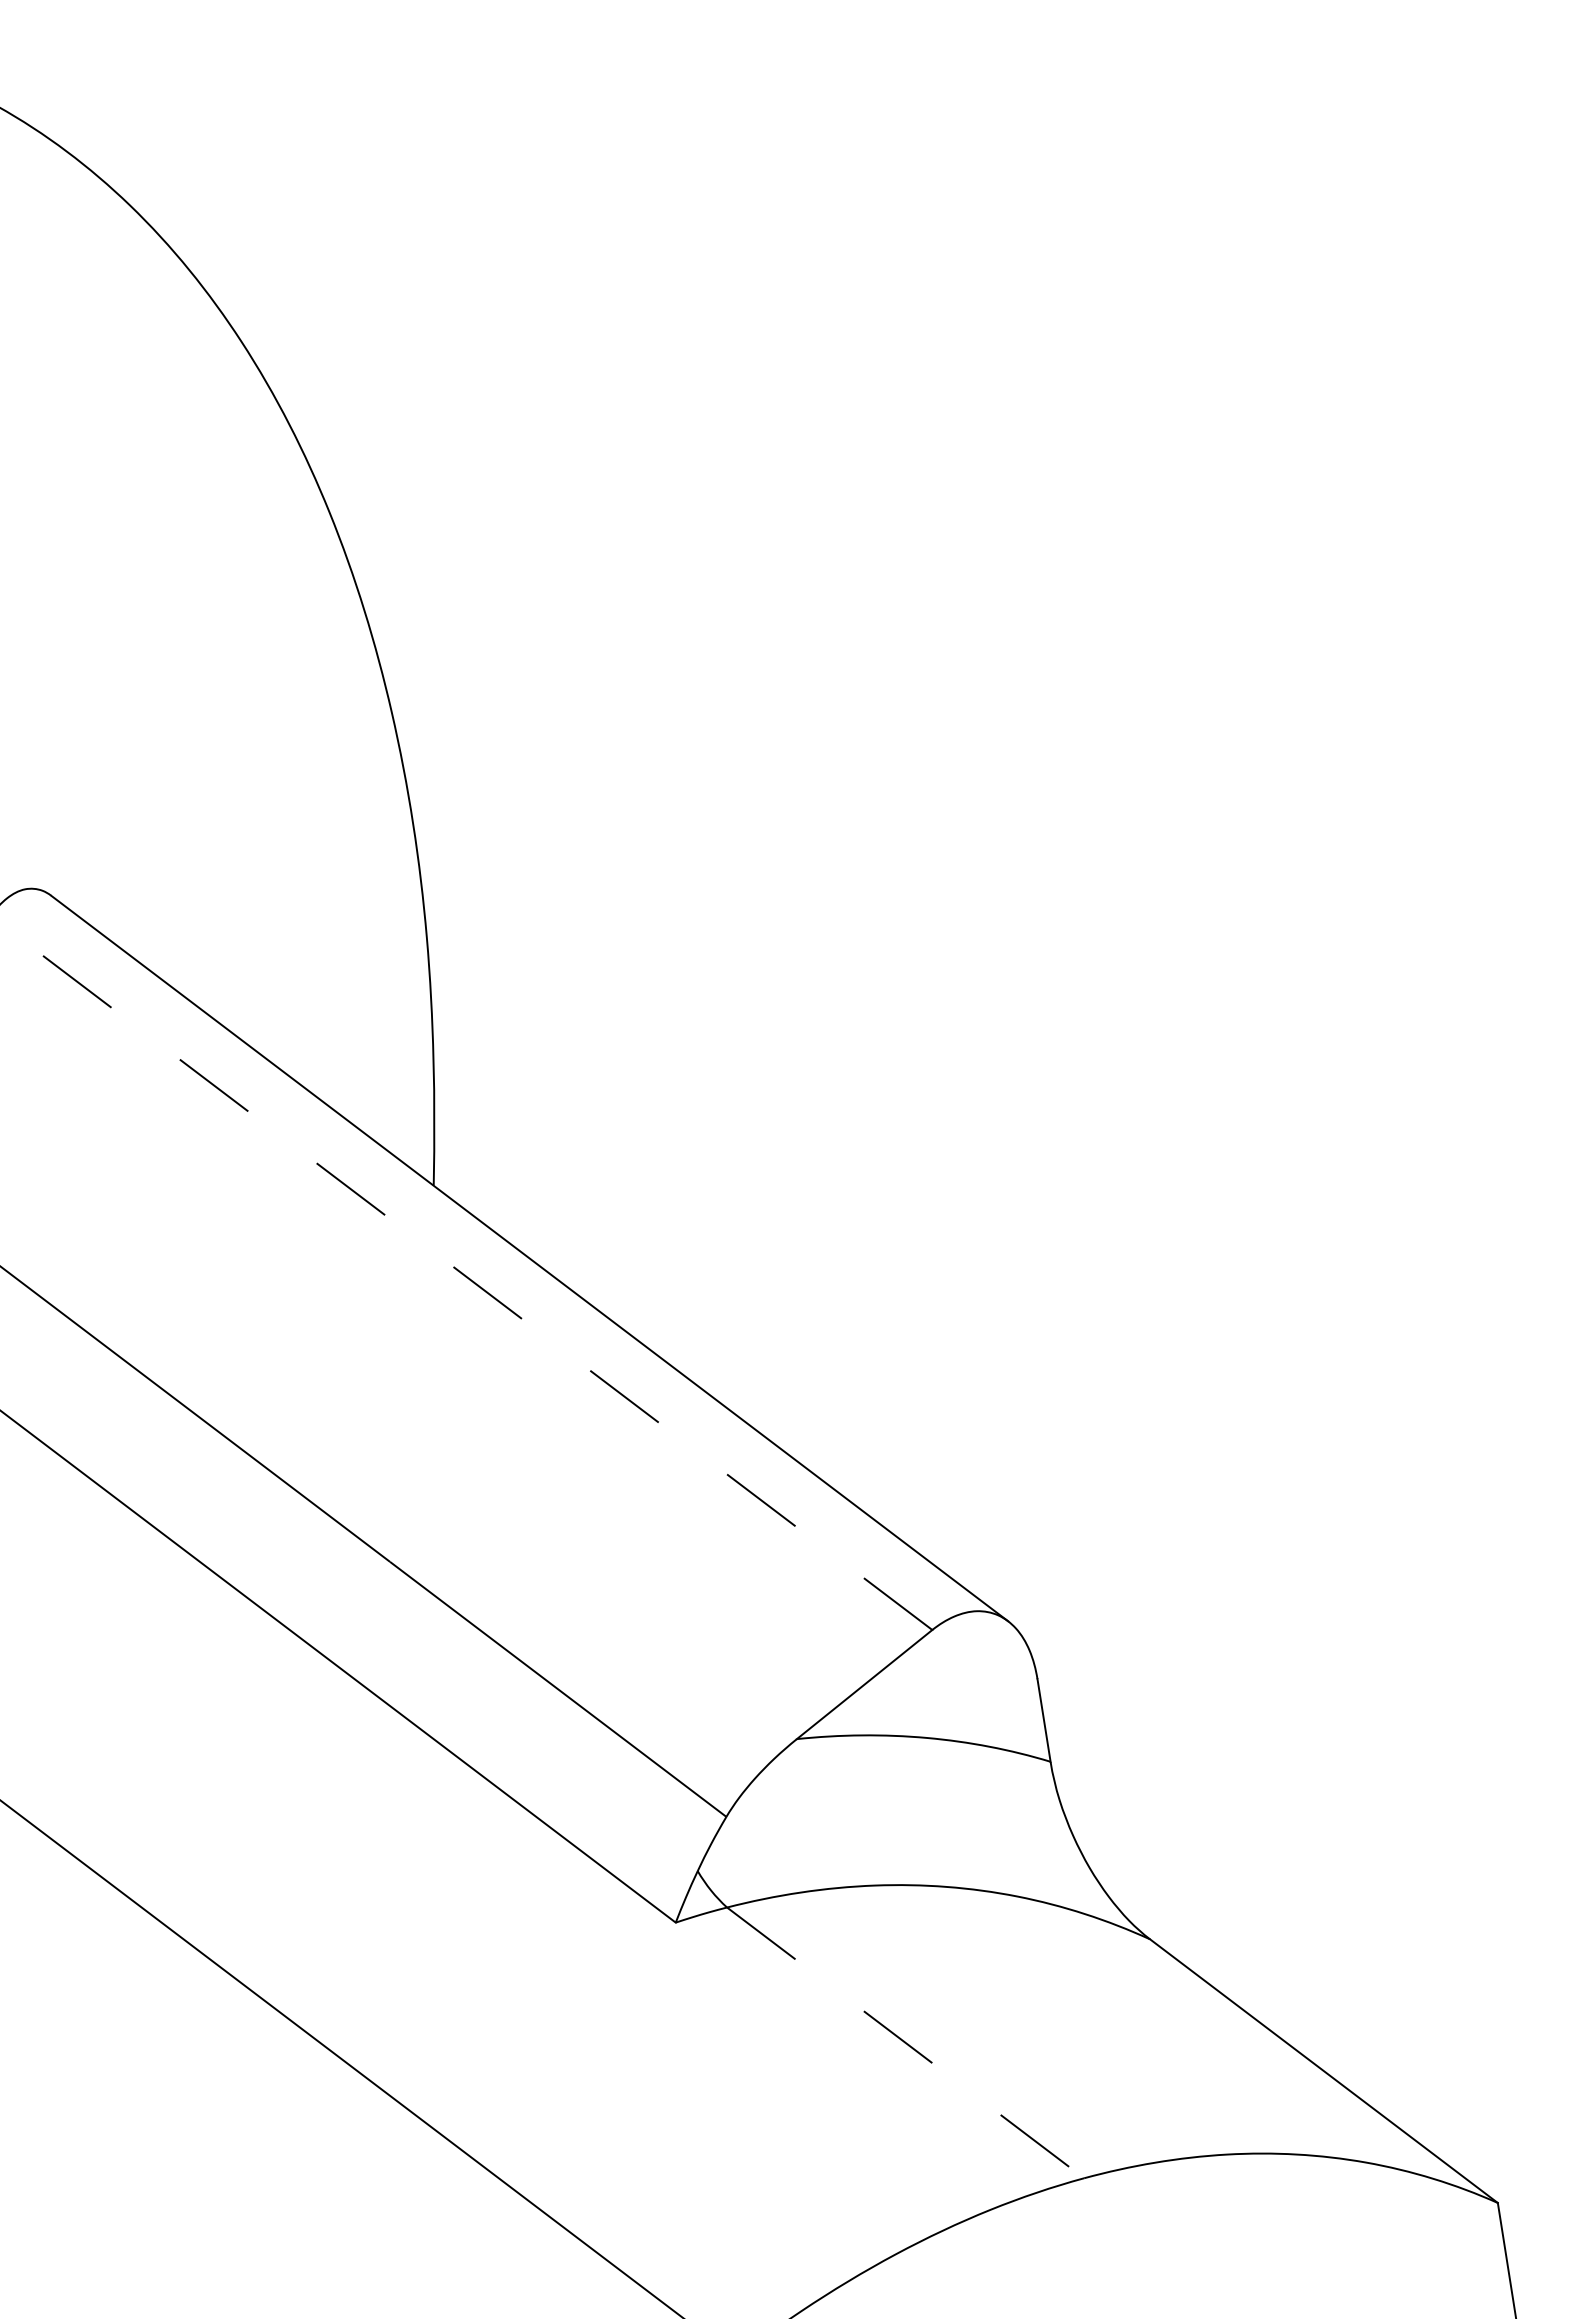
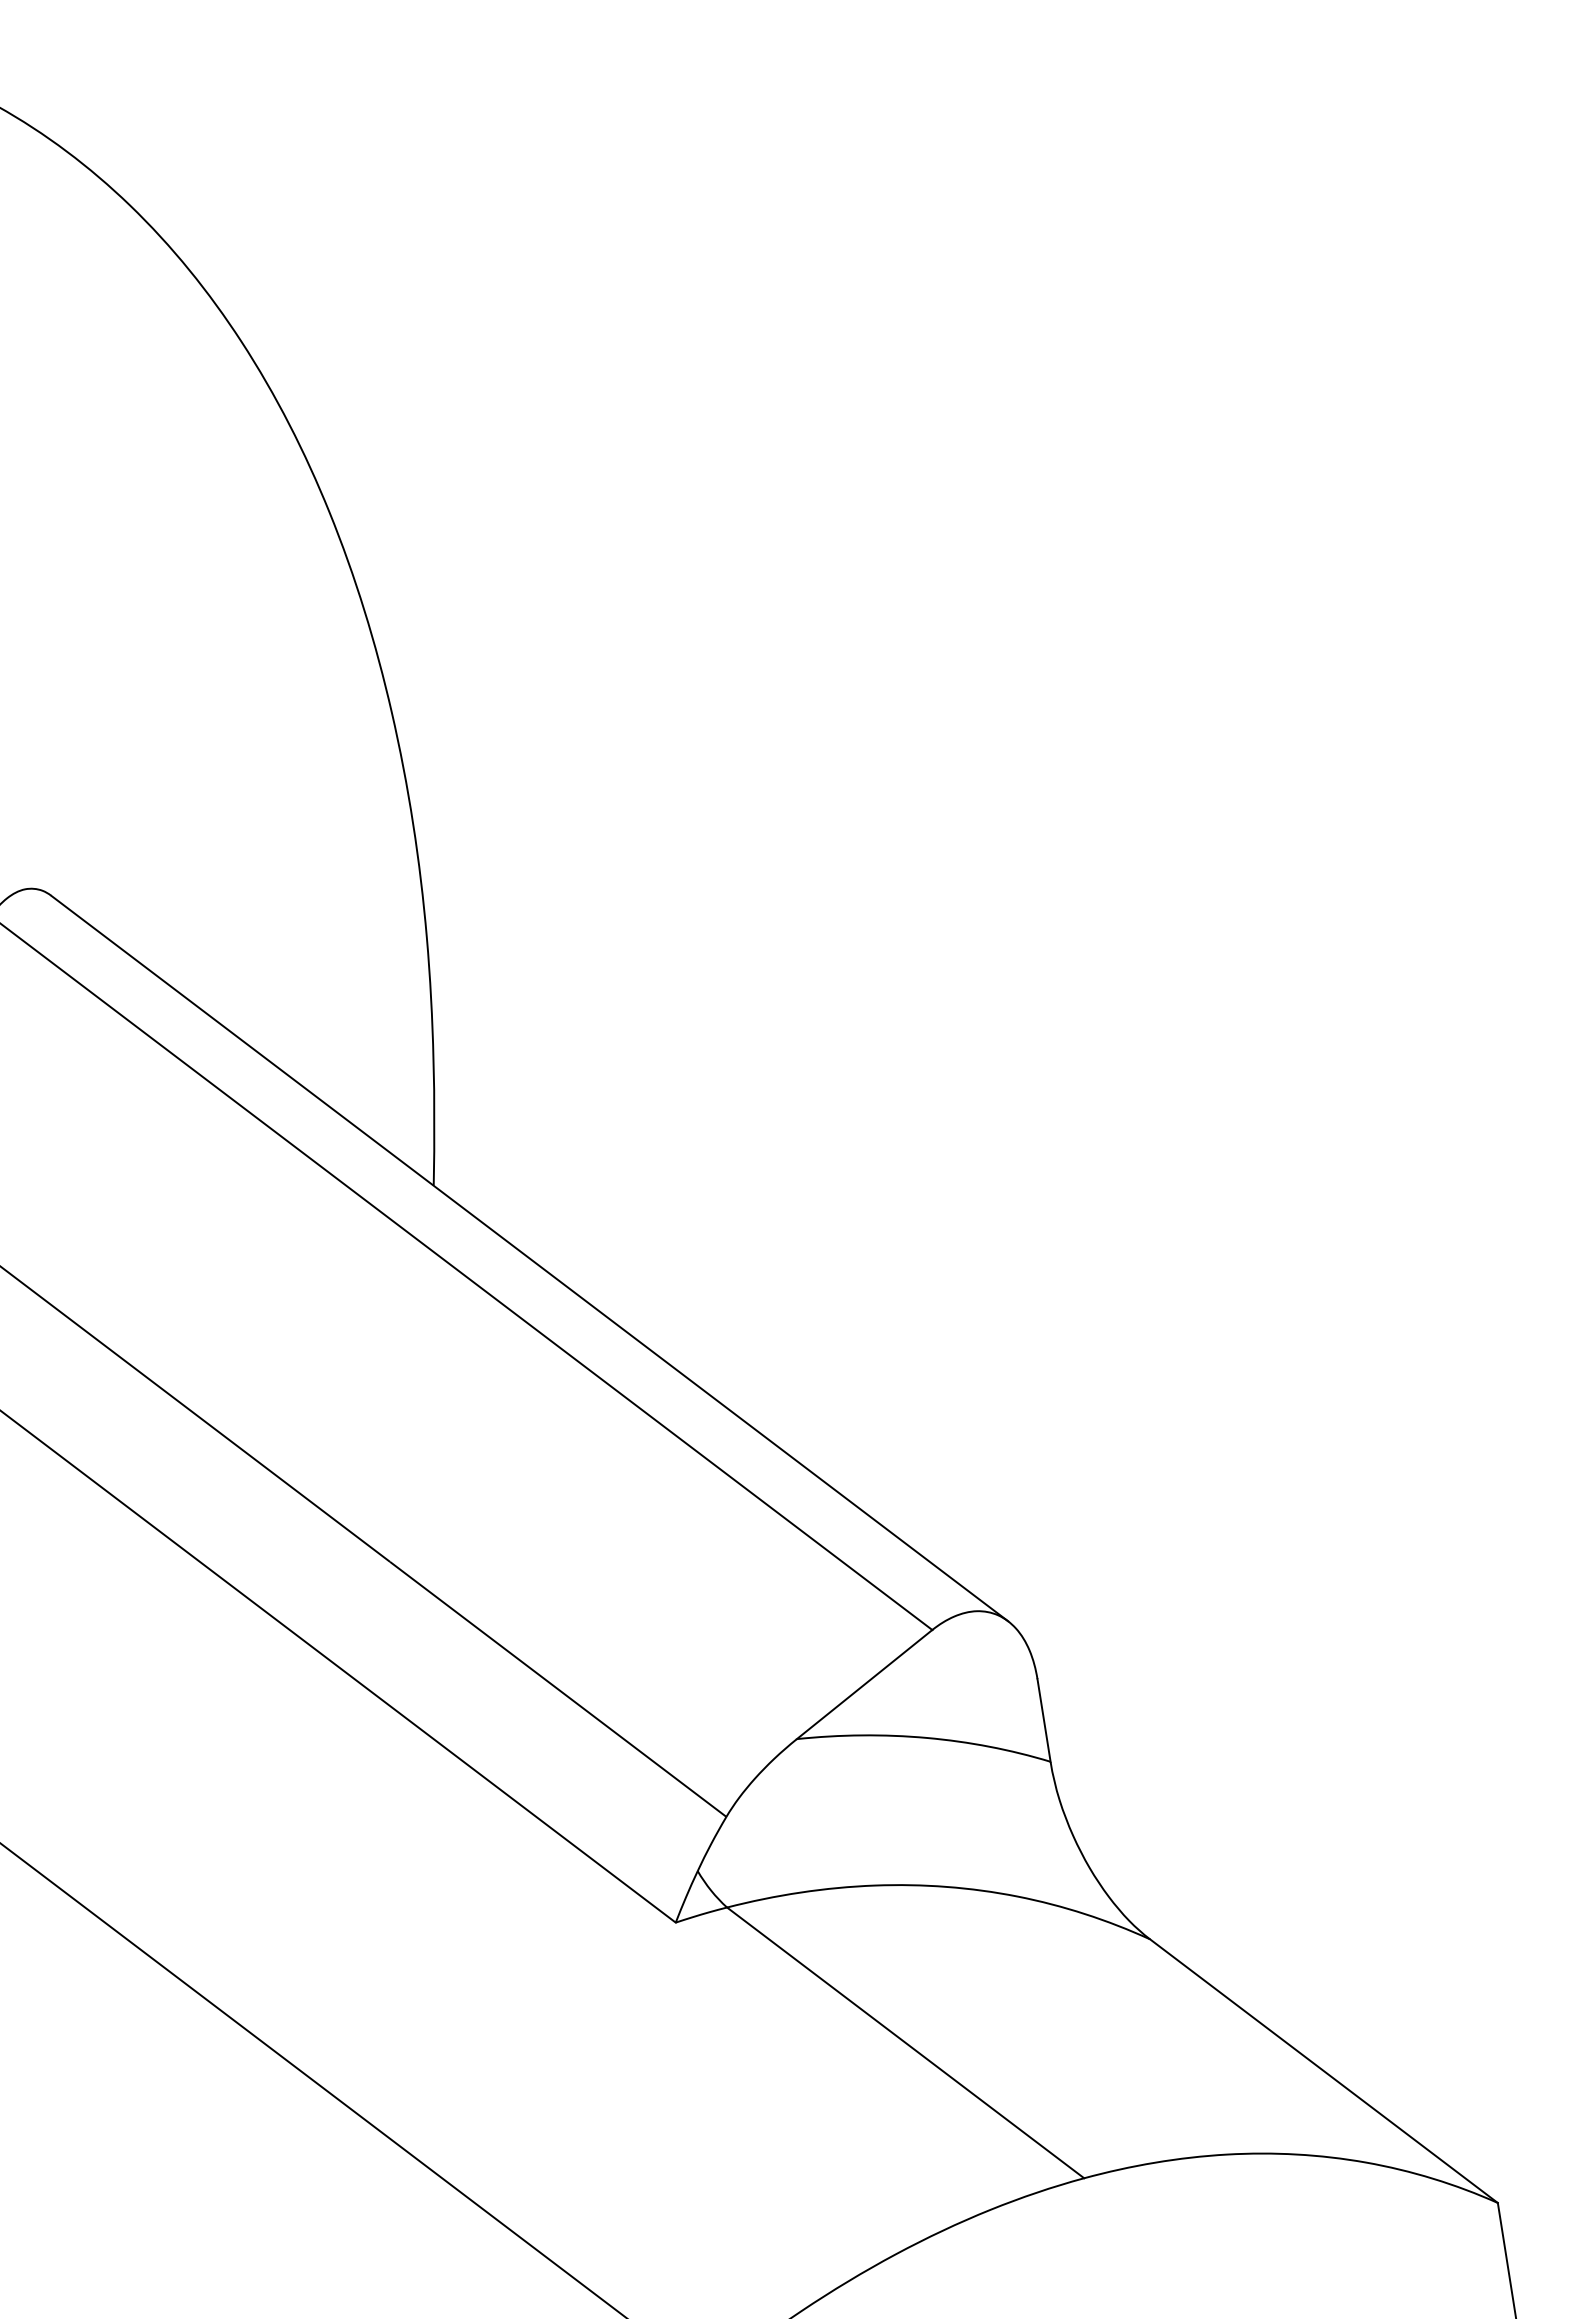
line: dashed -> solid (466, 1276)
line: dashed -> solid (906, 2043)
line position: (340, 2058) -> (312, 2079) (312, 2079)
